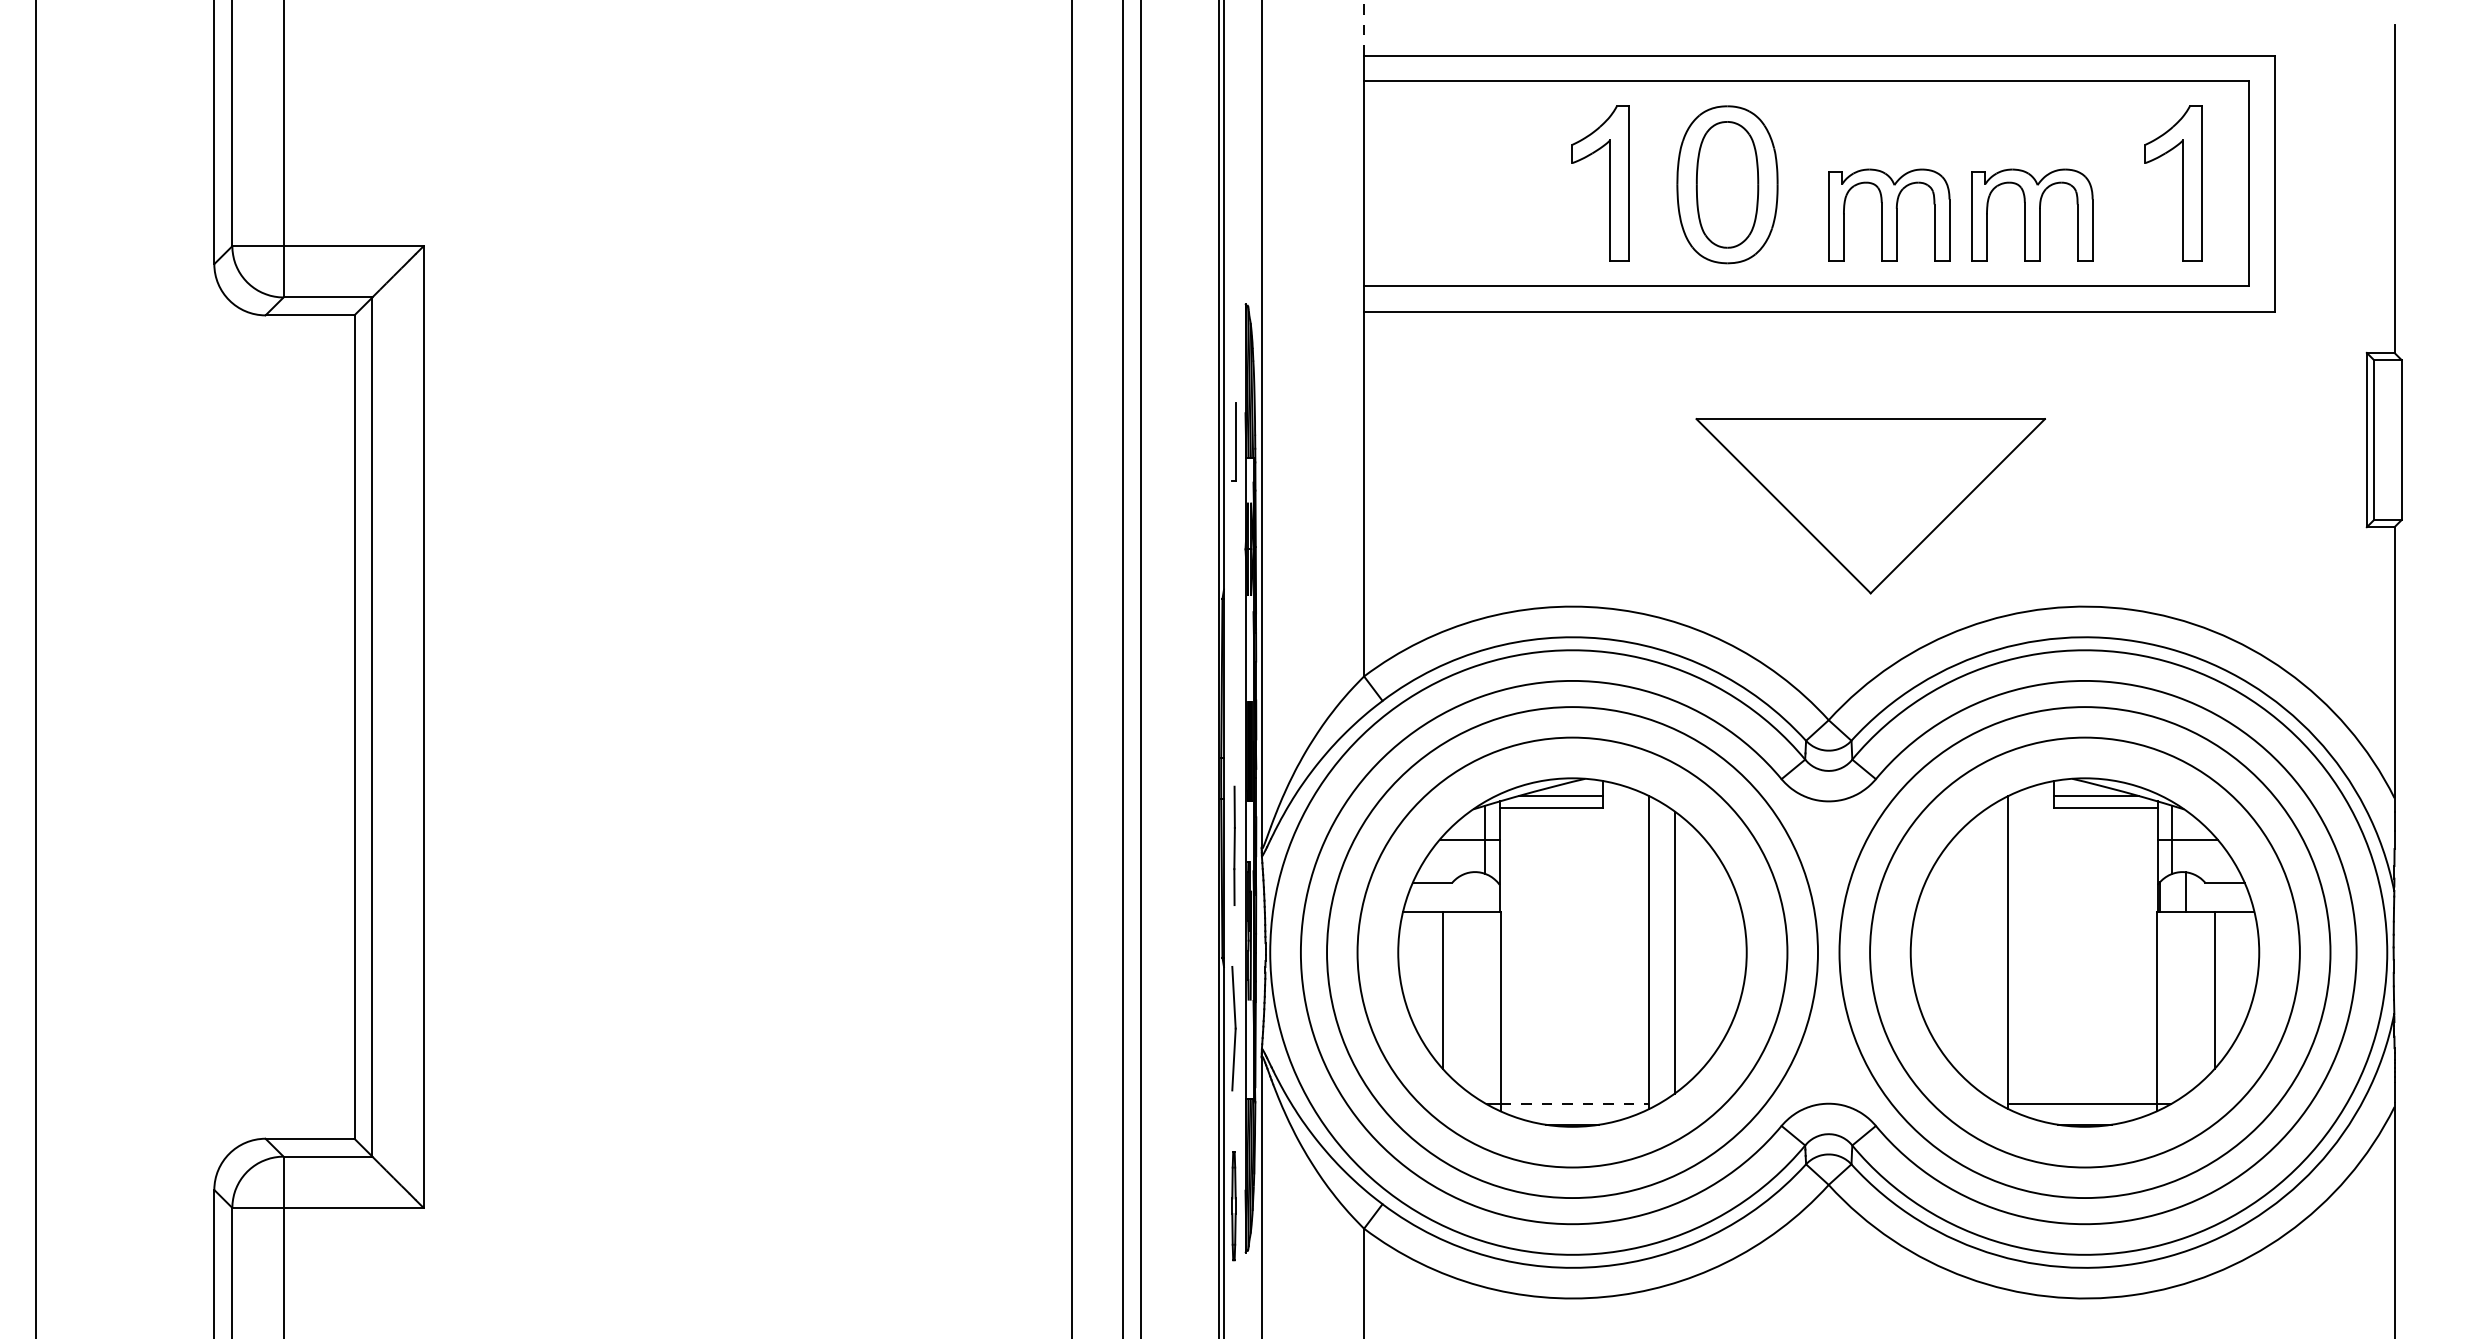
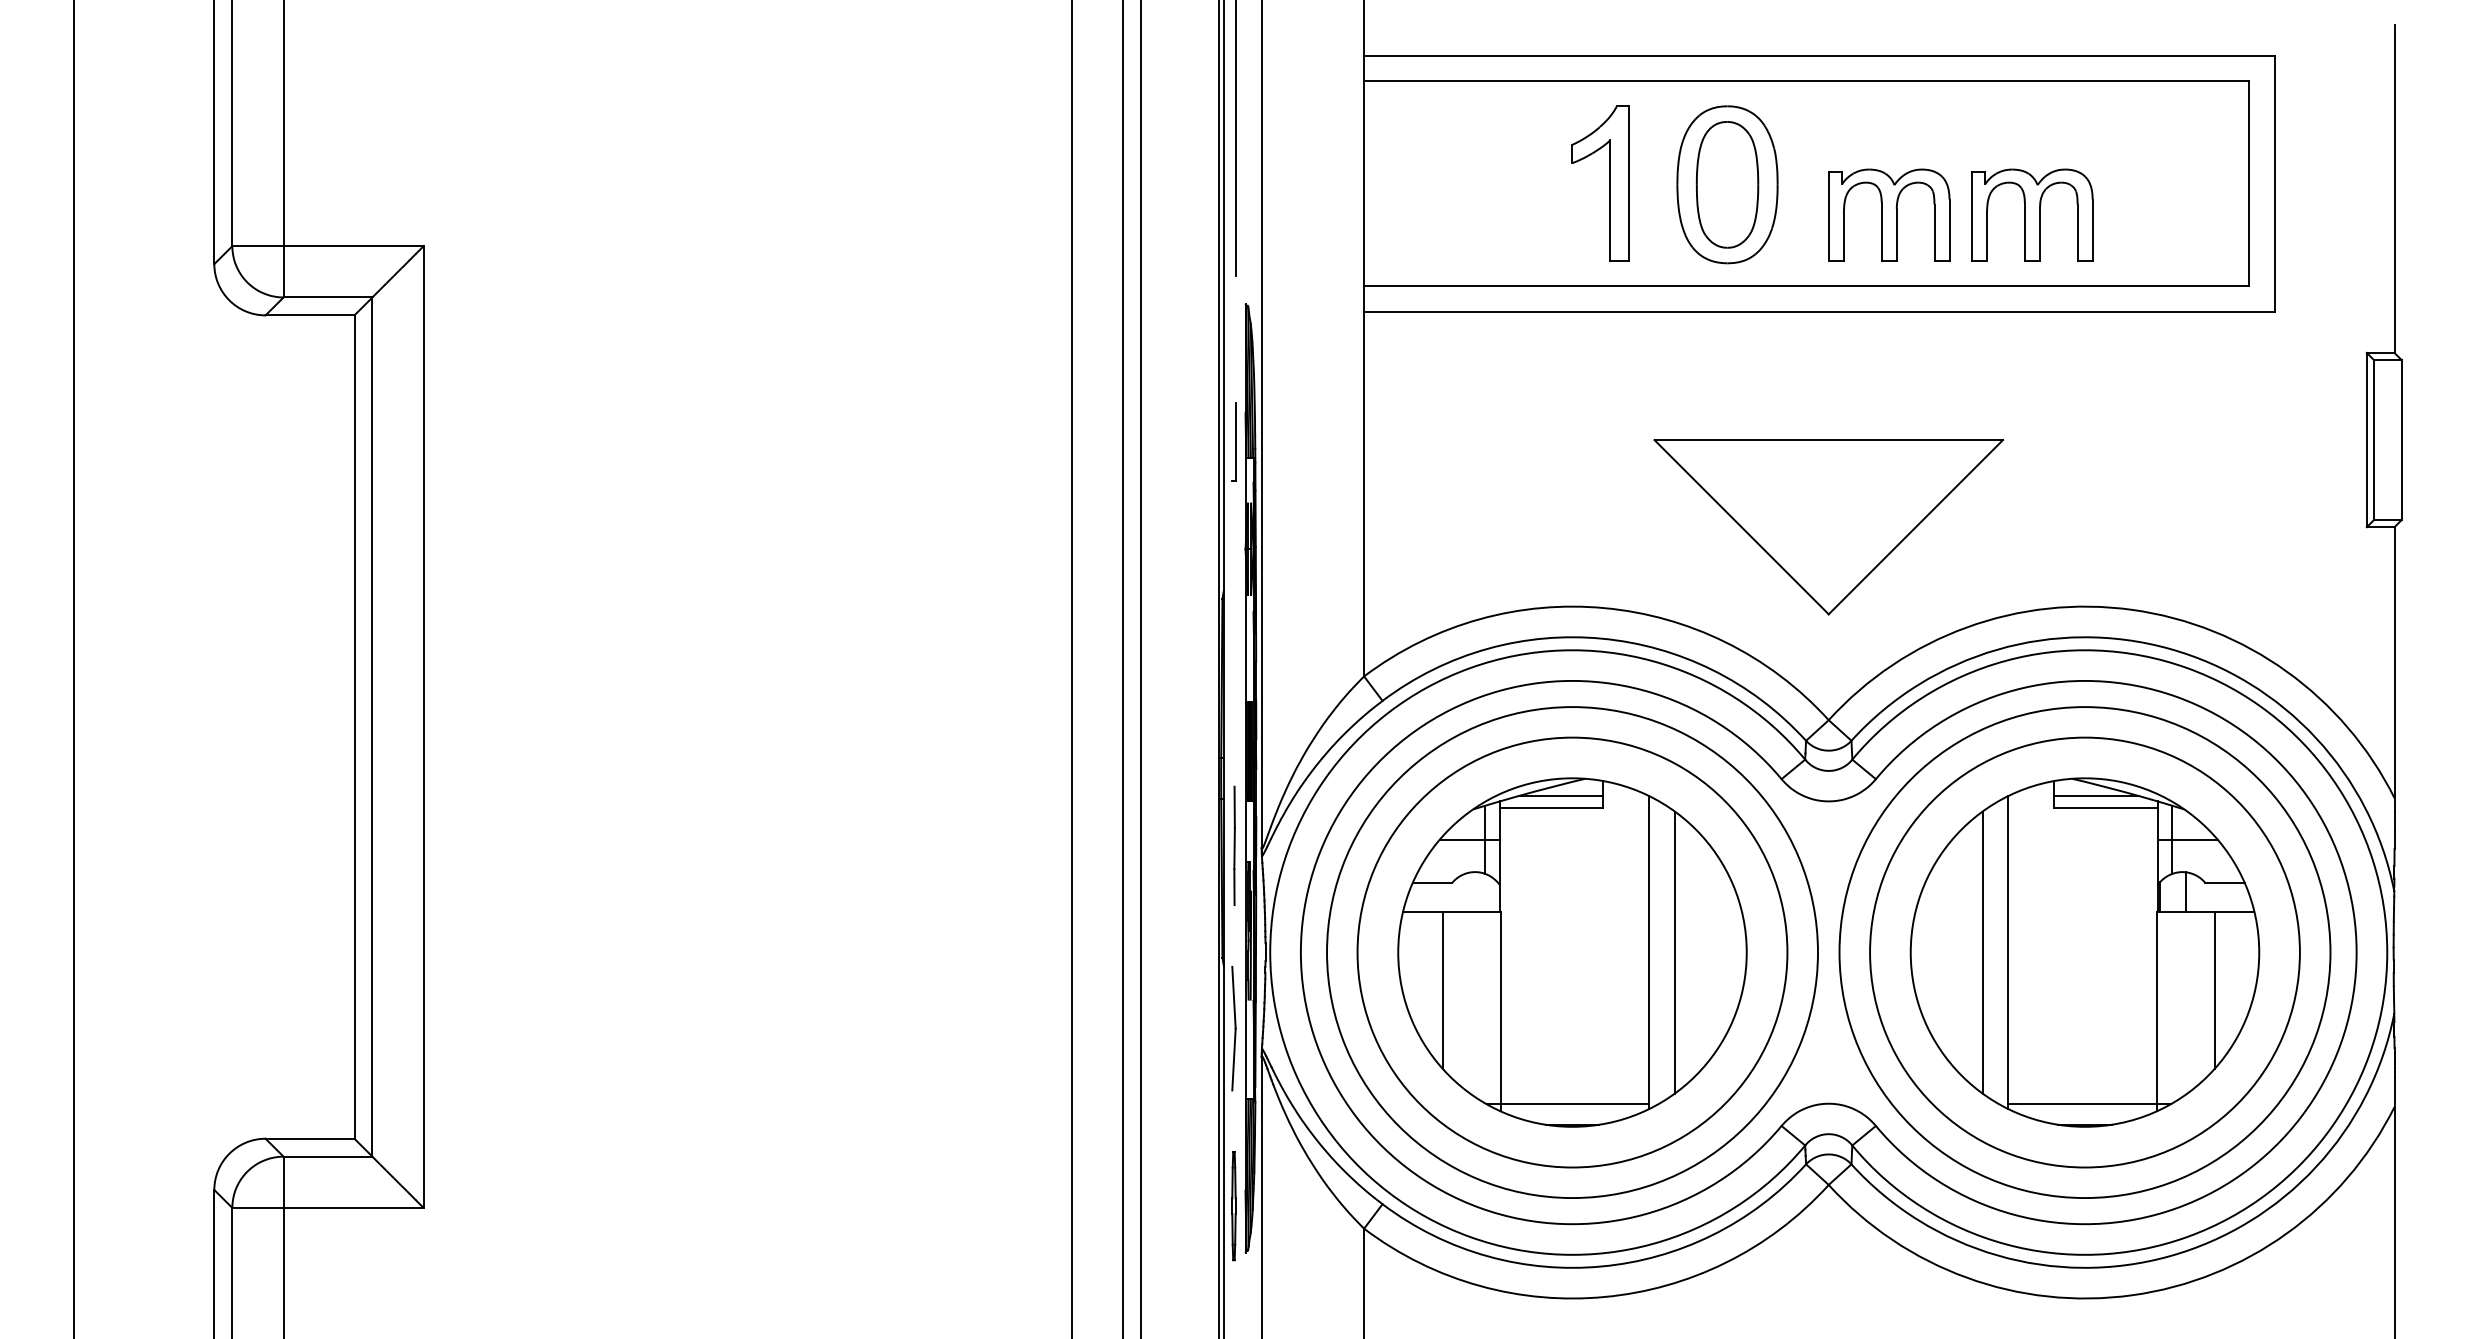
line: dashed -> solid (1364, 27)
line: none -> present (1235, 139)
part: present -> none (2182, 183)
part position: (1870, 506) -> (1828, 527) (1828, 527)
line position: (36, 668) -> (74, 668) (74, 668)
line: none -> present (1982, 952)
line: dashed -> solid (1575, 1104)
